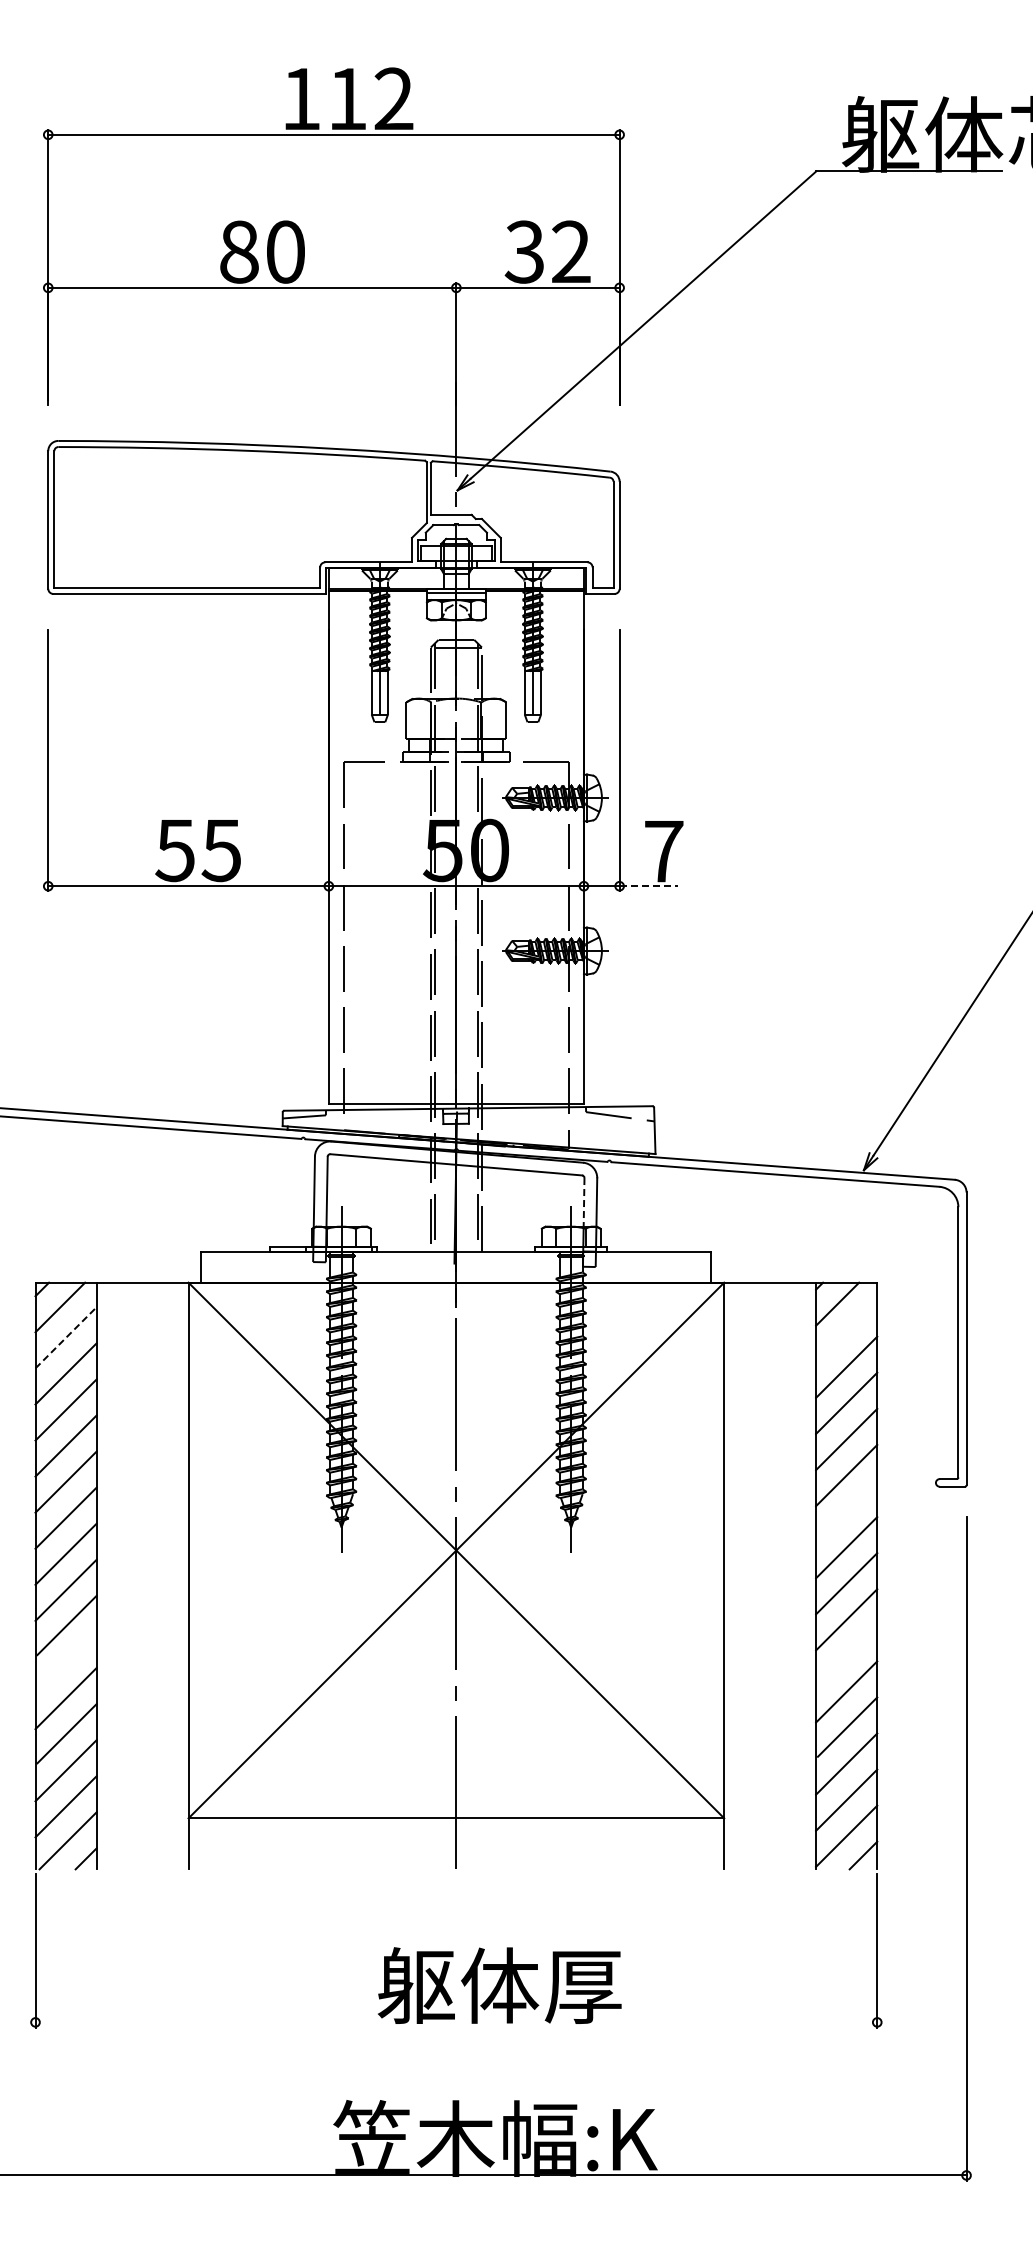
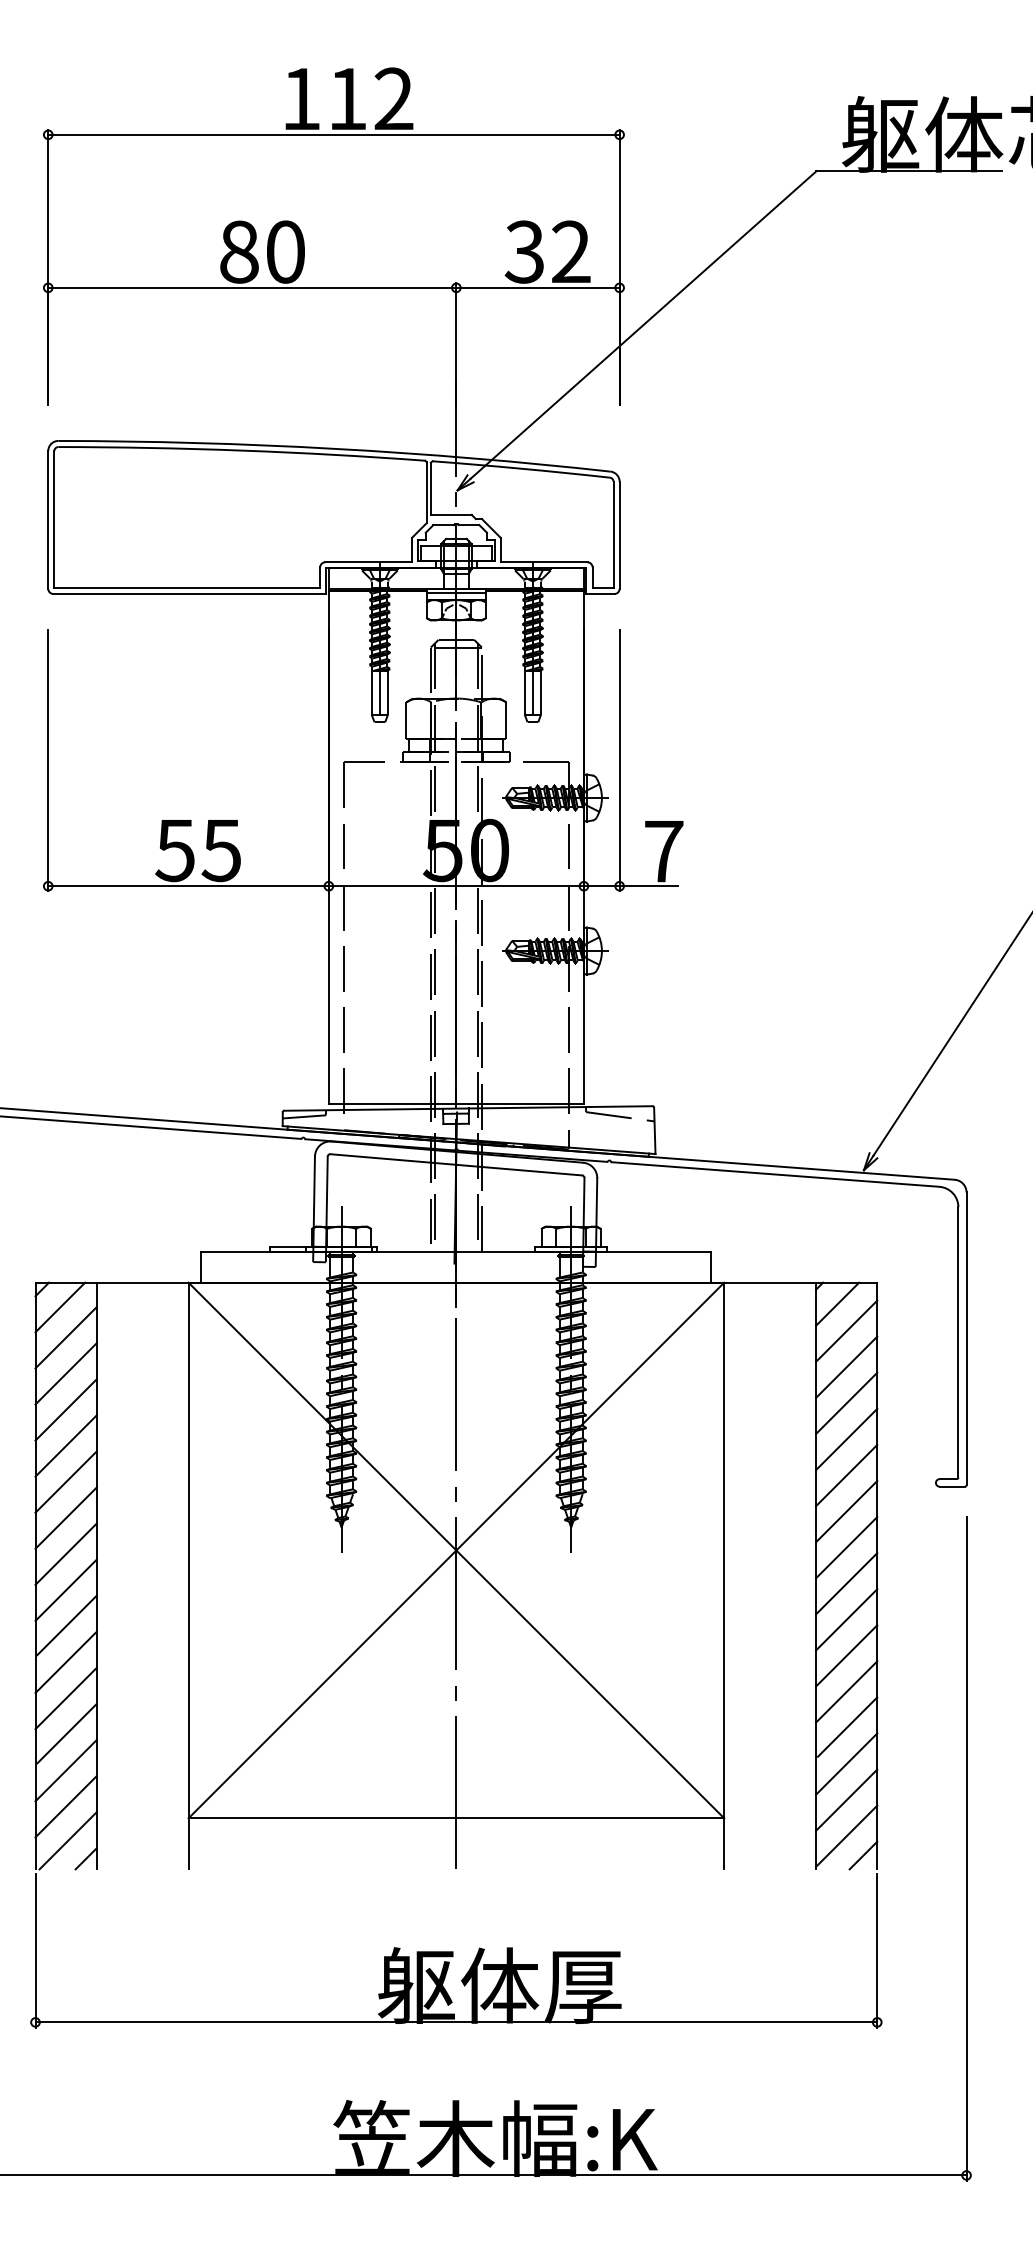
line: dashed -> solid (649, 886)
line: dashed -> solid (584, 1202)
line: none -> present (846, 1330)
line: dashed -> solid (66, 1337)
line: none -> present (846, 1511)
line: none -> present (846, 1655)
line: none -> present (65, 1662)
line: none -> present (456, 2022)
